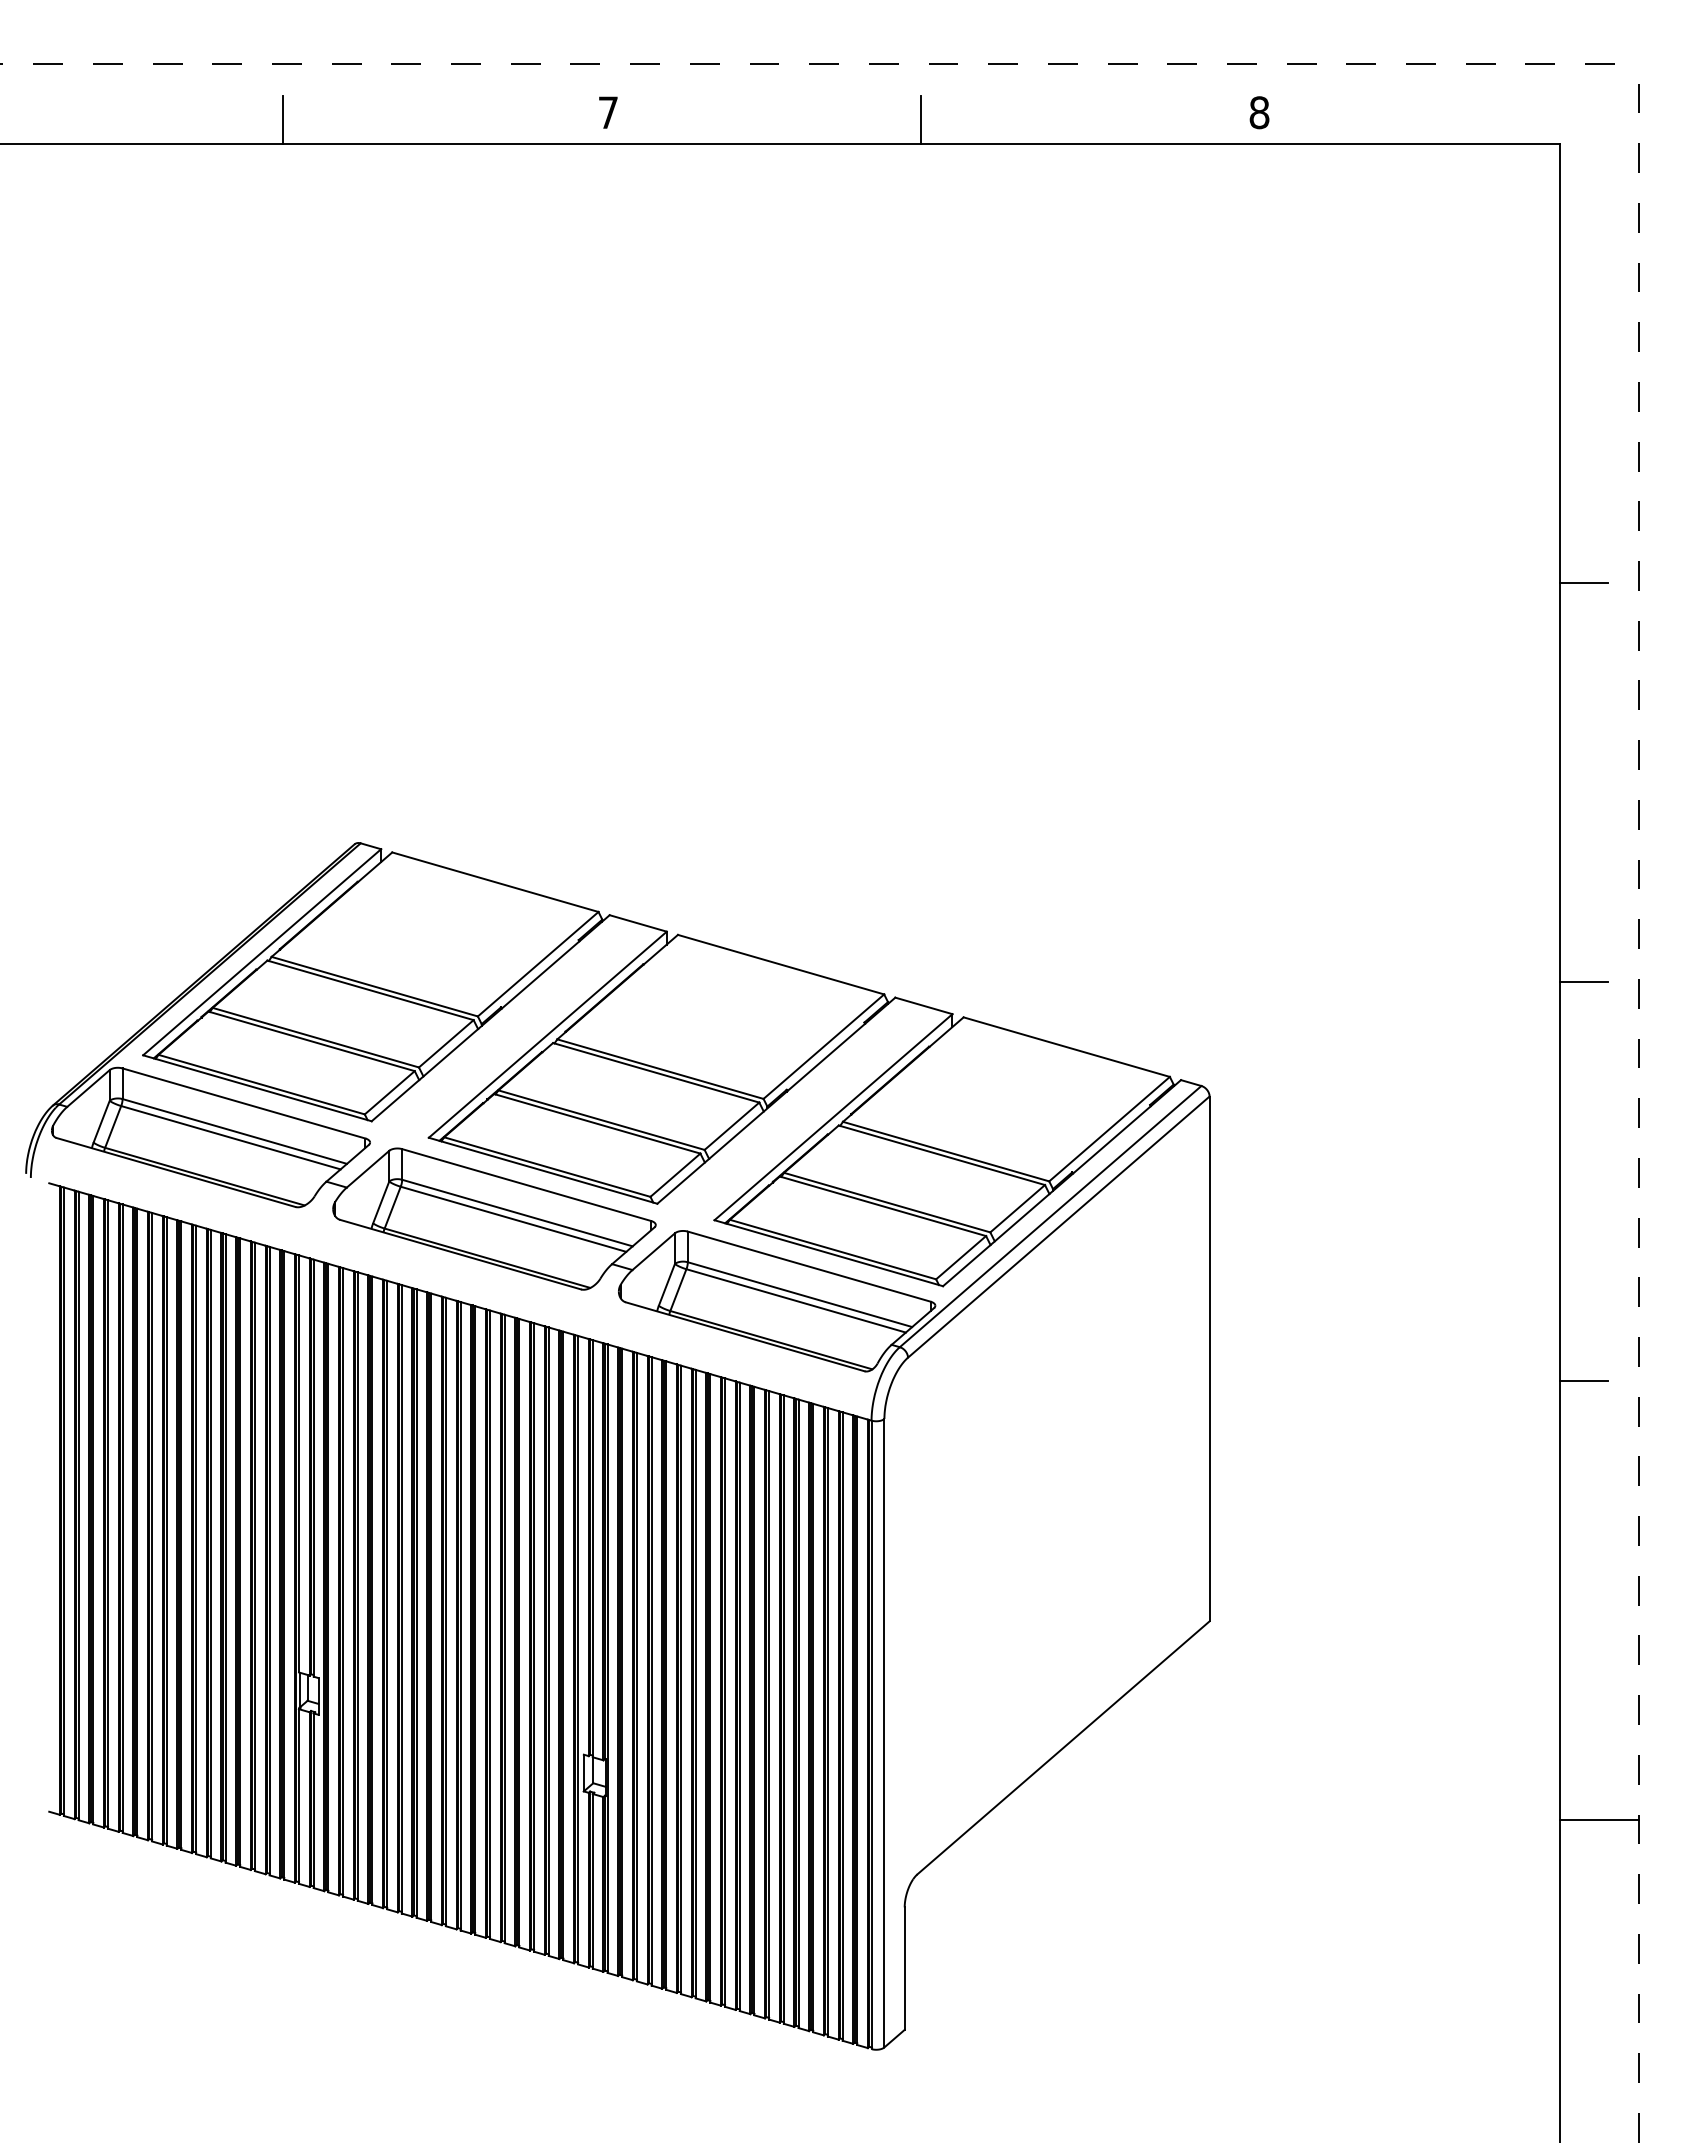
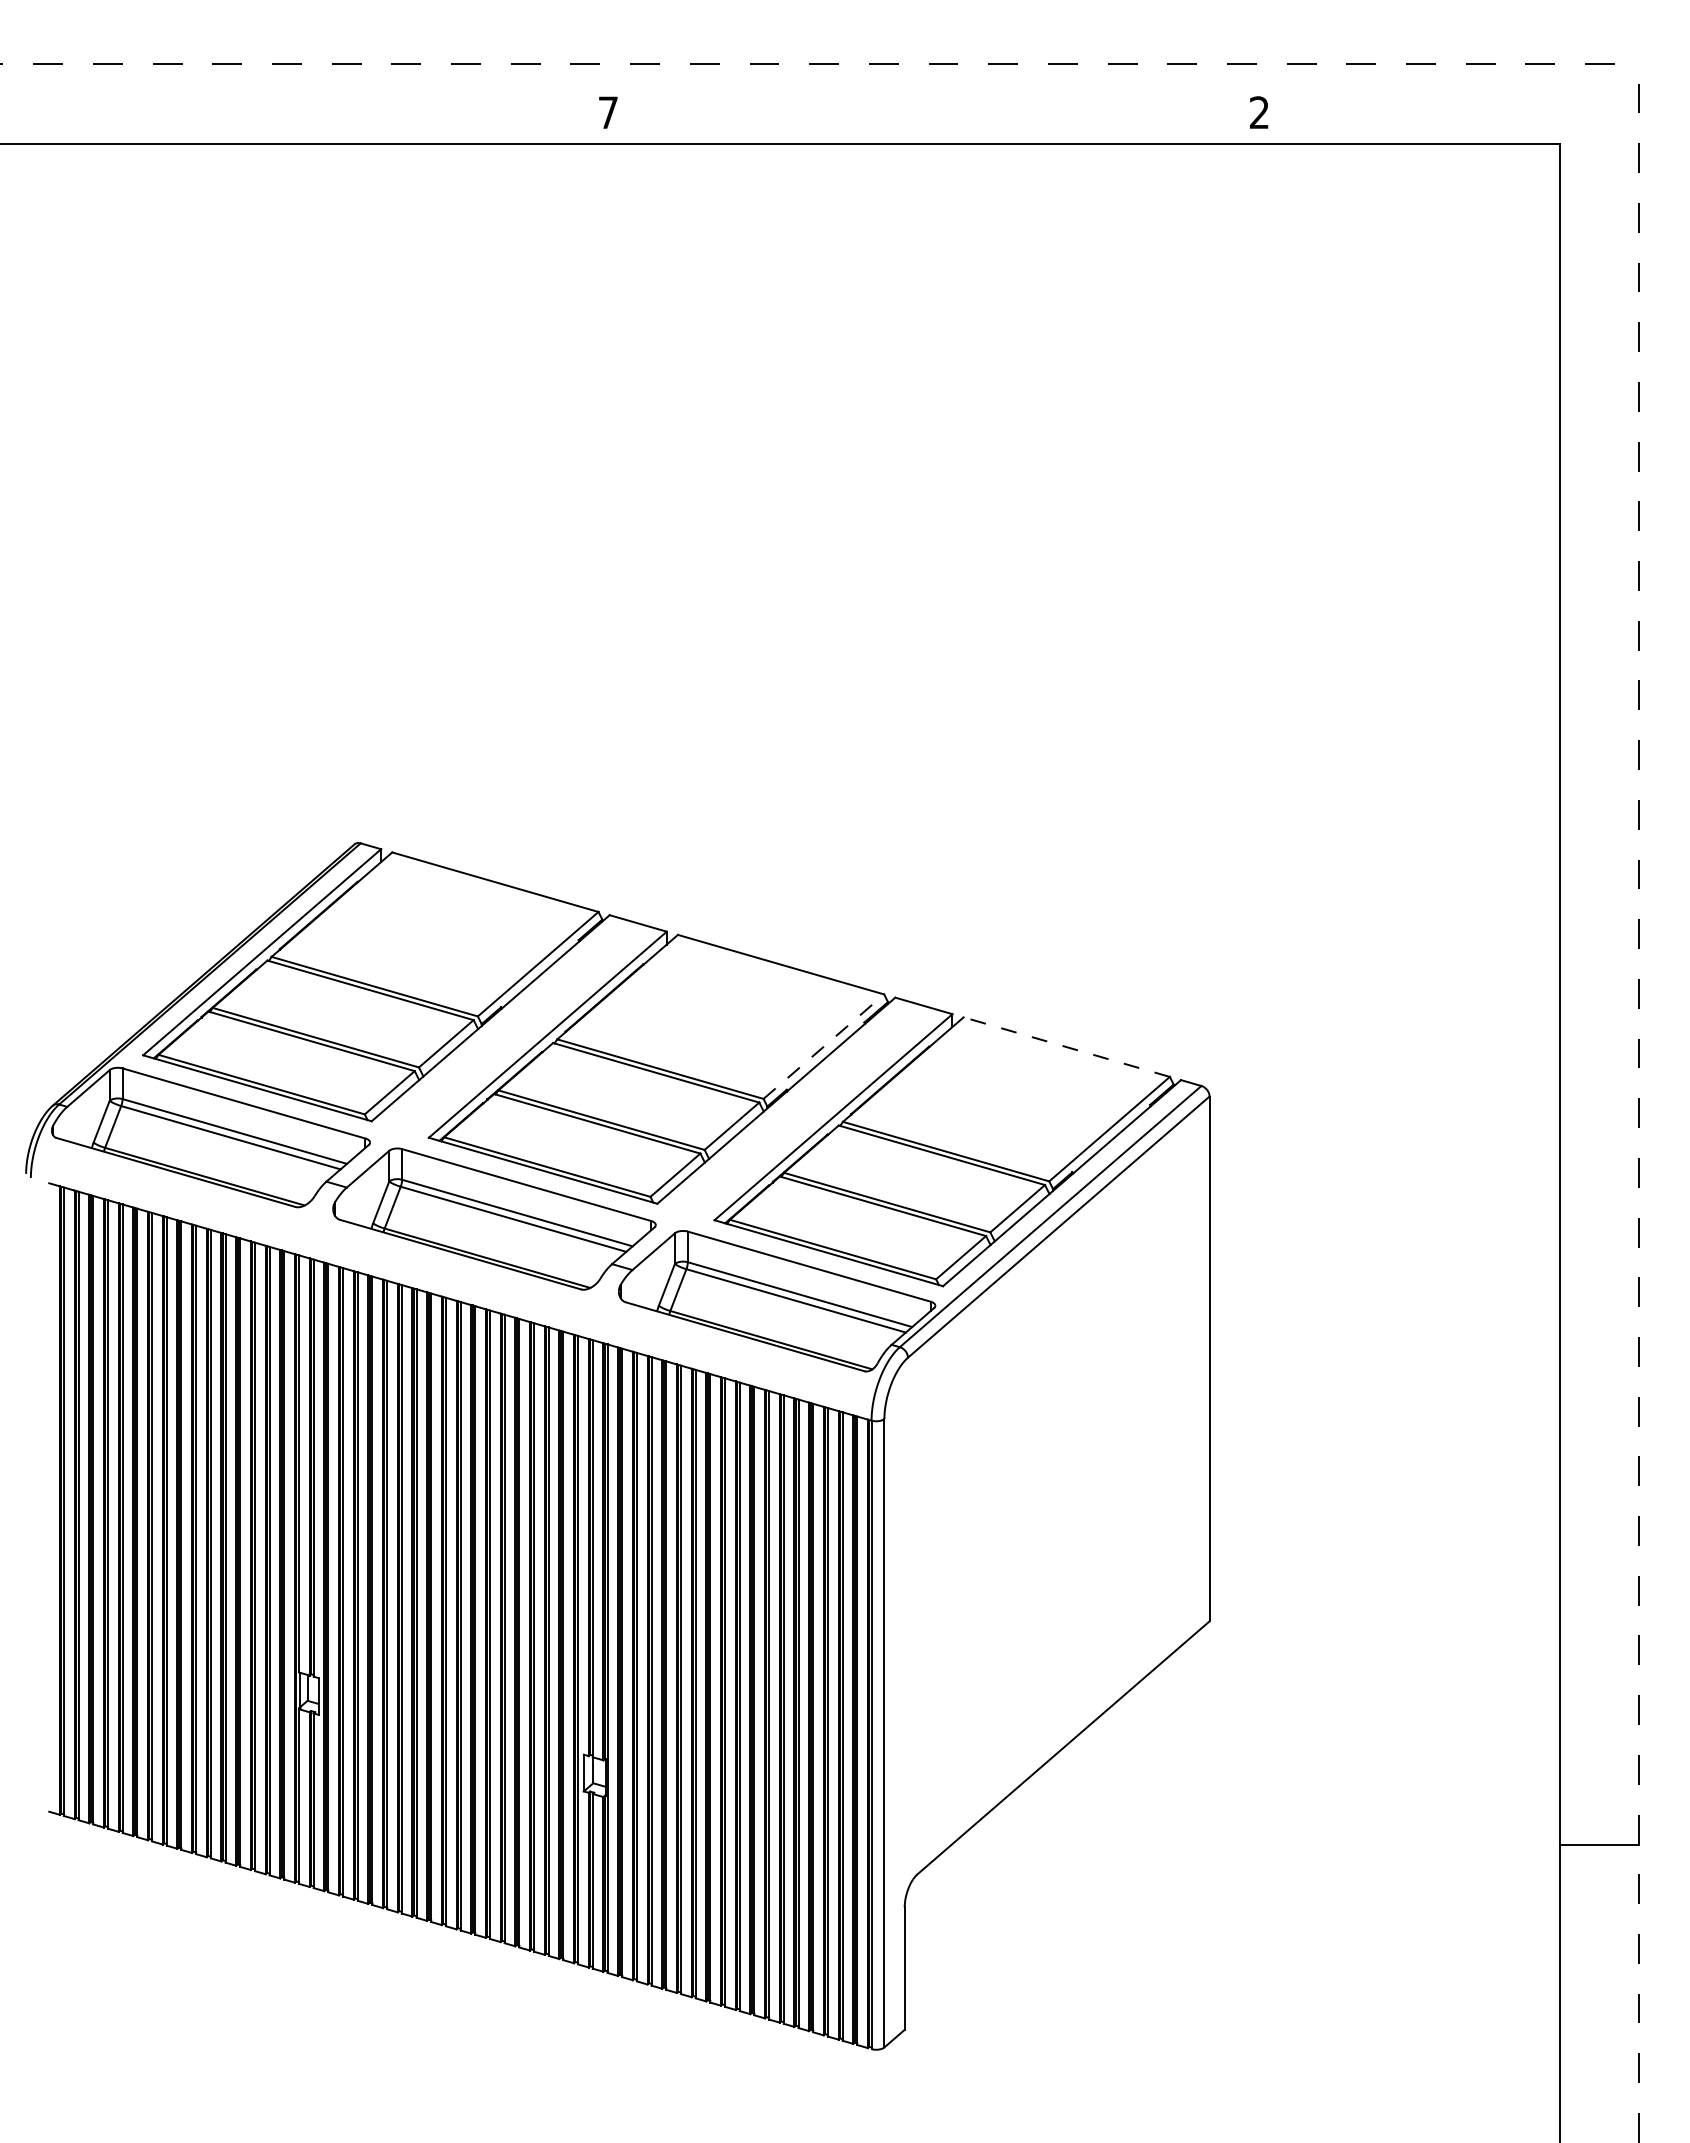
text: 8 -> 2 (1259, 112)
line: present -> none (282, 120)
line: present -> none (921, 120)
line: present -> none (1583, 582)
line: present -> none (1583, 981)
line: solid -> dashed (823, 1046)
line: solid -> dashed (1066, 1047)
line: present -> none (1583, 1380)
line position: (1599, 1819) -> (1599, 1844) (1599, 1844)
